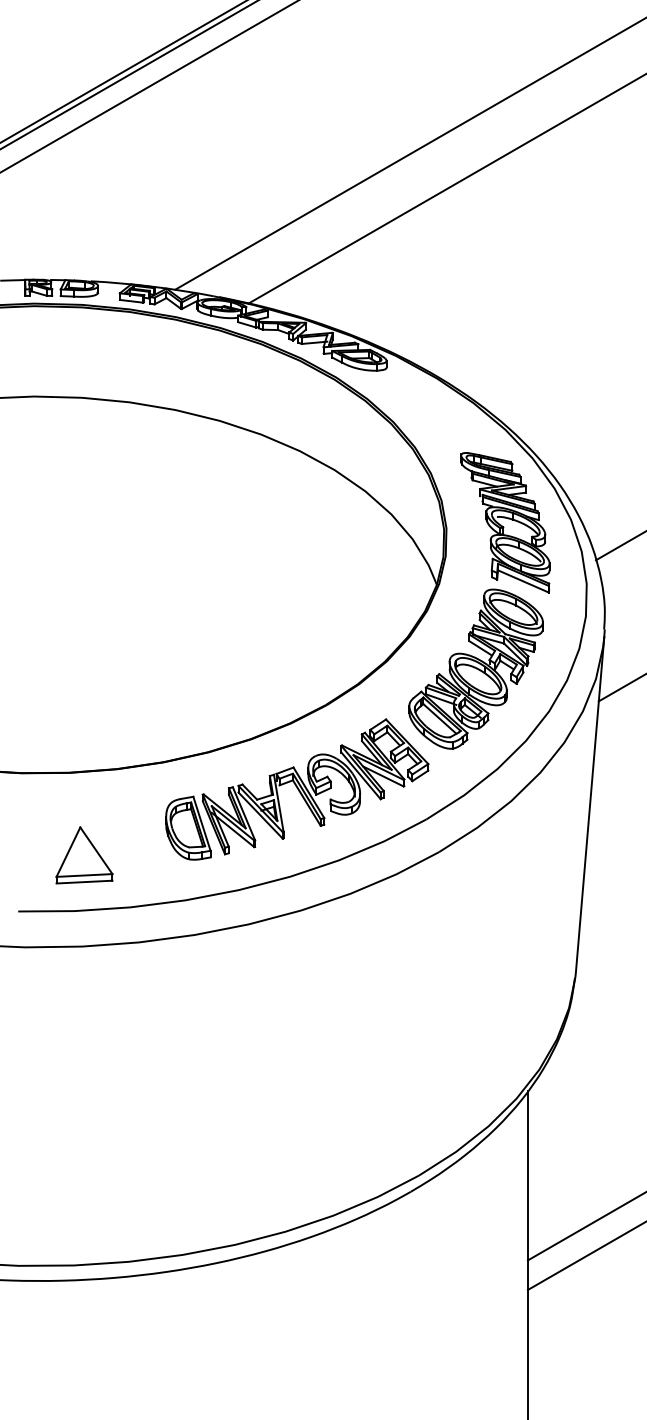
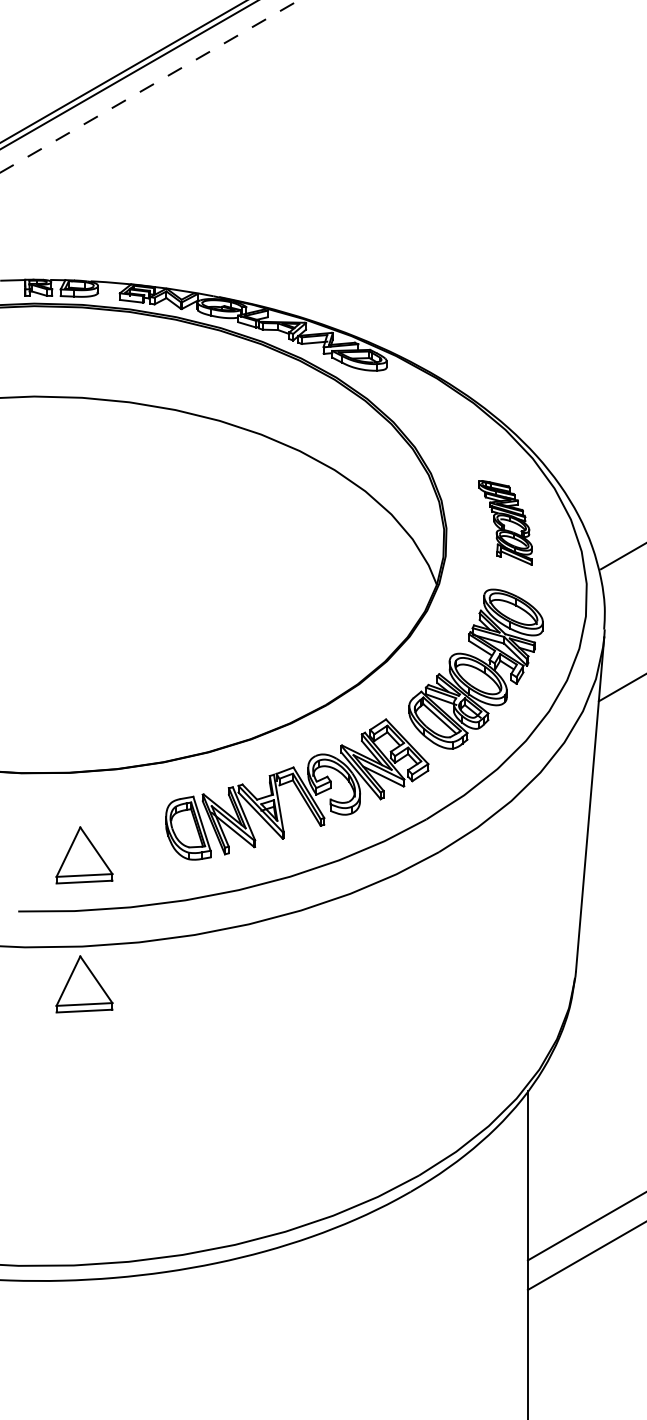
line: solid -> dashed (149, 86)
line: present -> none (409, 154)
line: present -> none (445, 189)
part size: 91x142 px -> 55x86 px (505, 522)
line position: (619, 546) -> (621, 556) (621, 556)
part: none -> present (84, 984)
